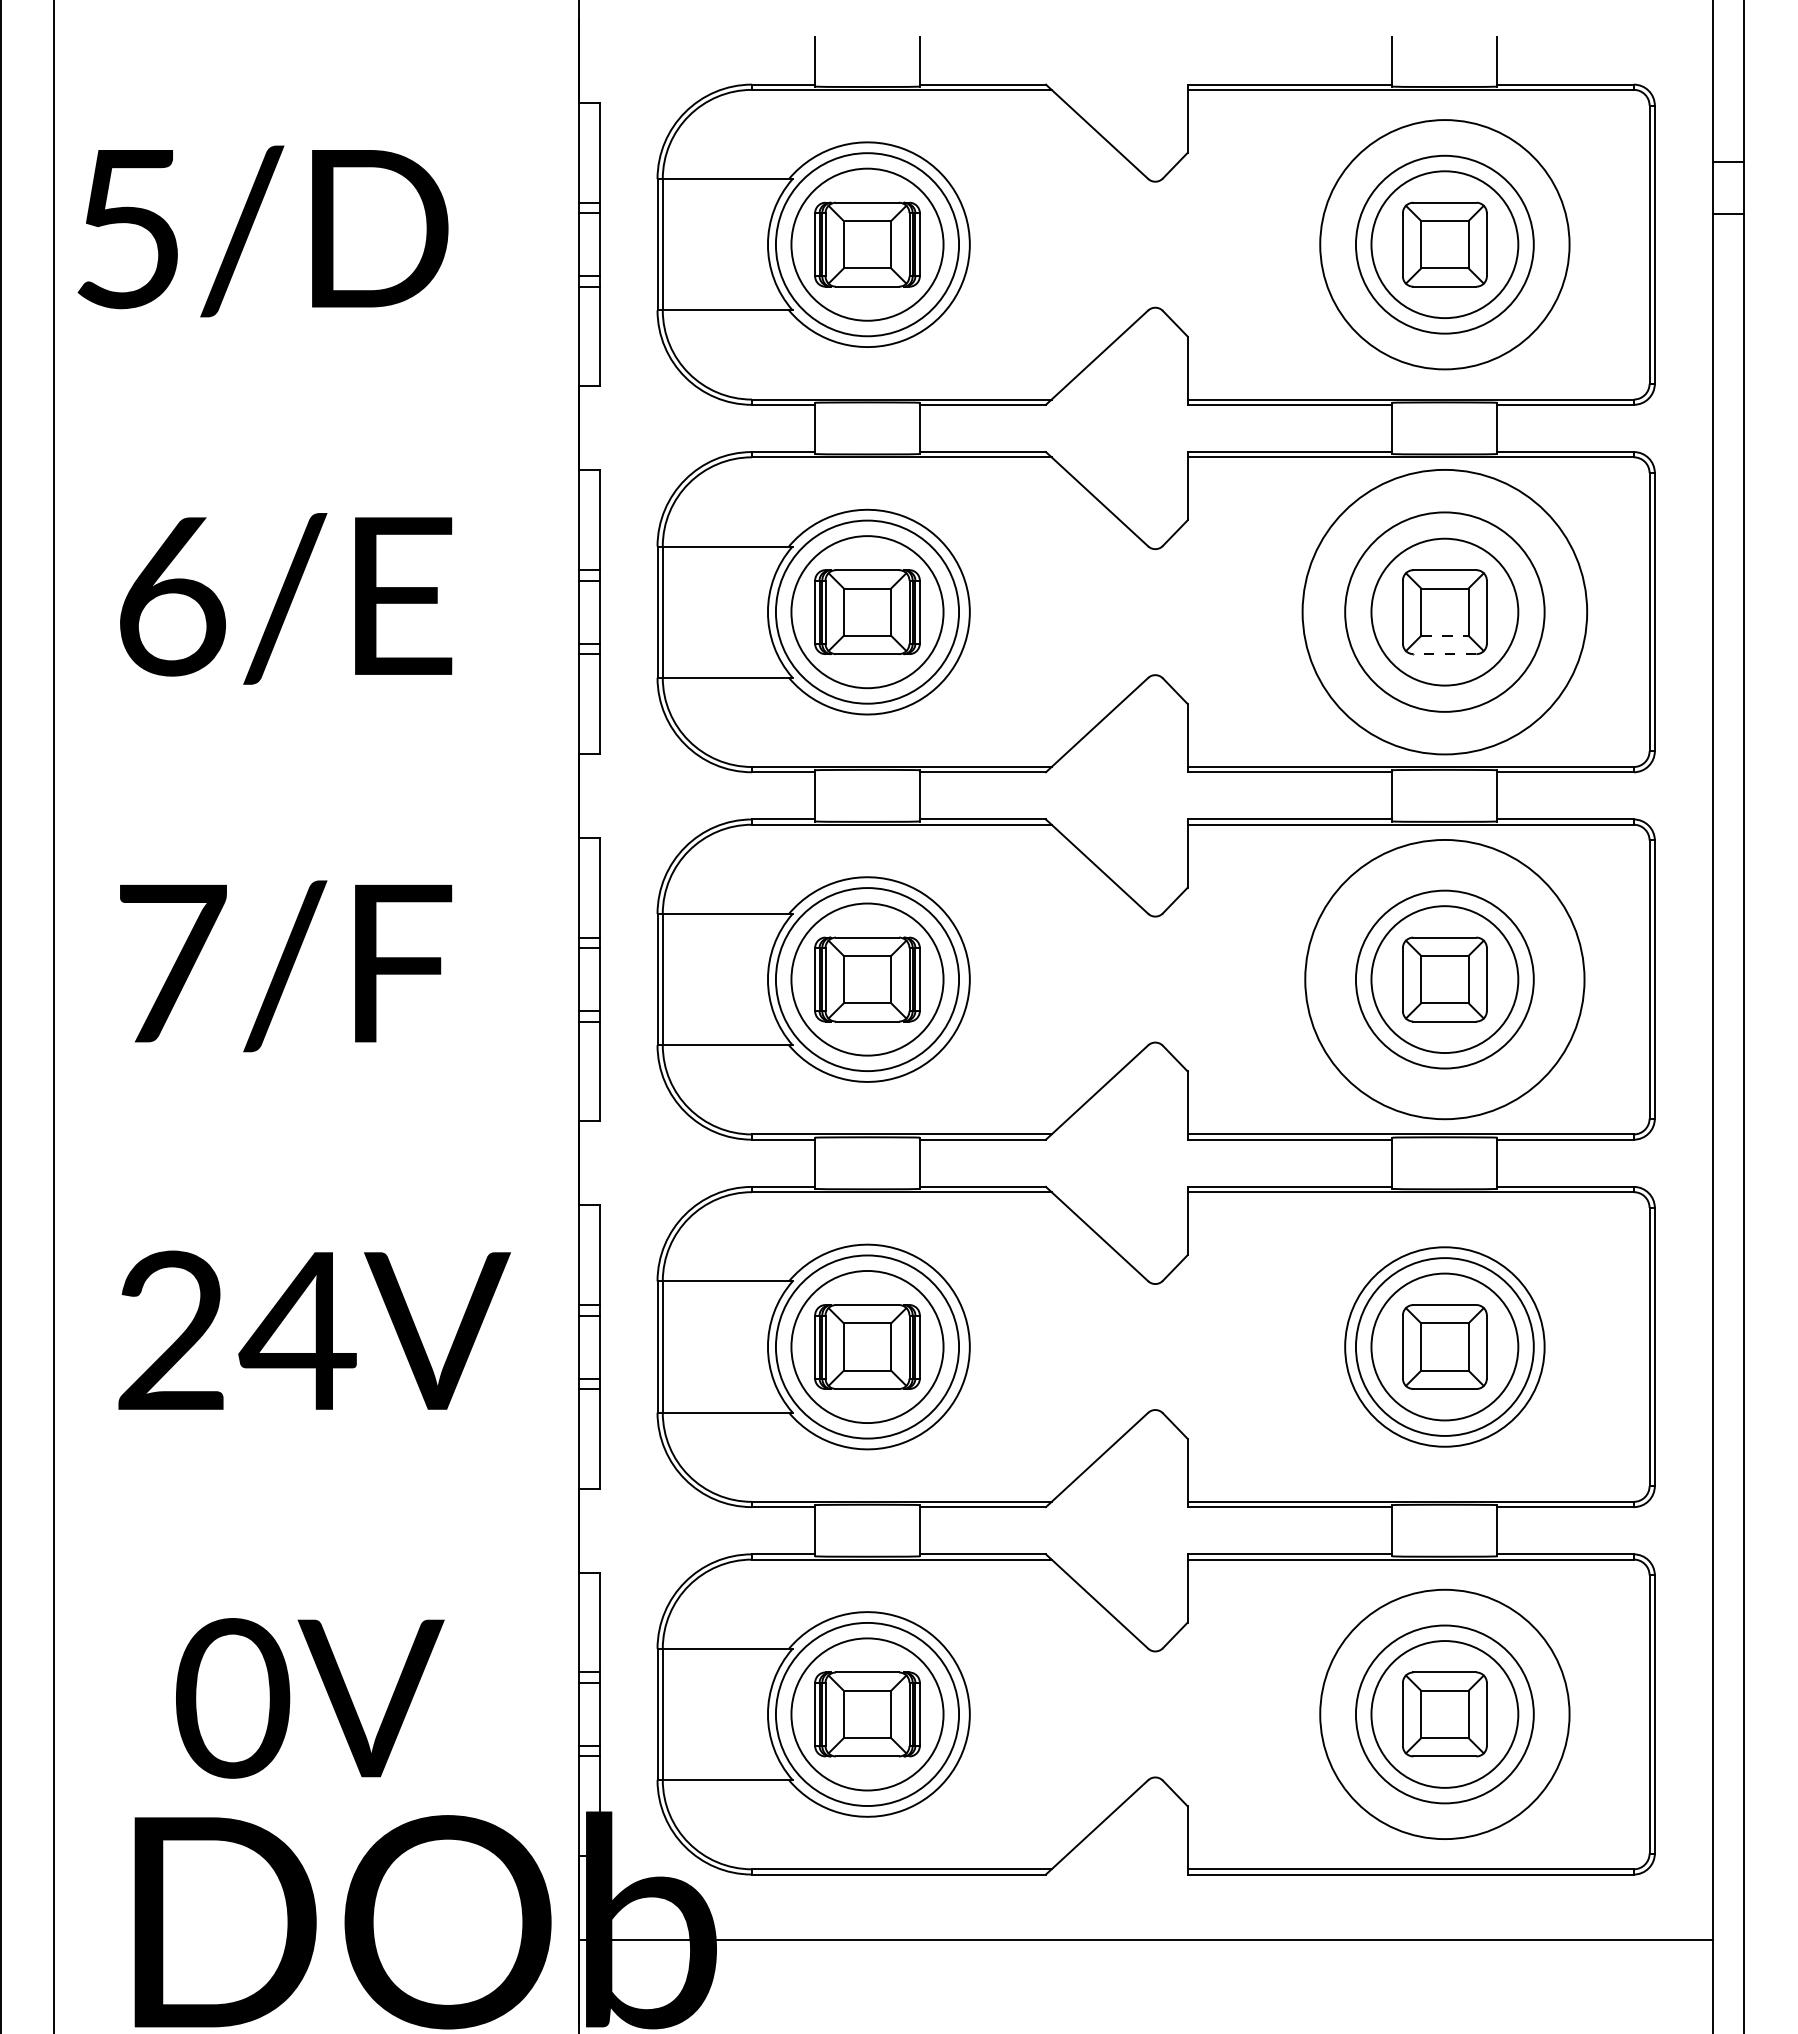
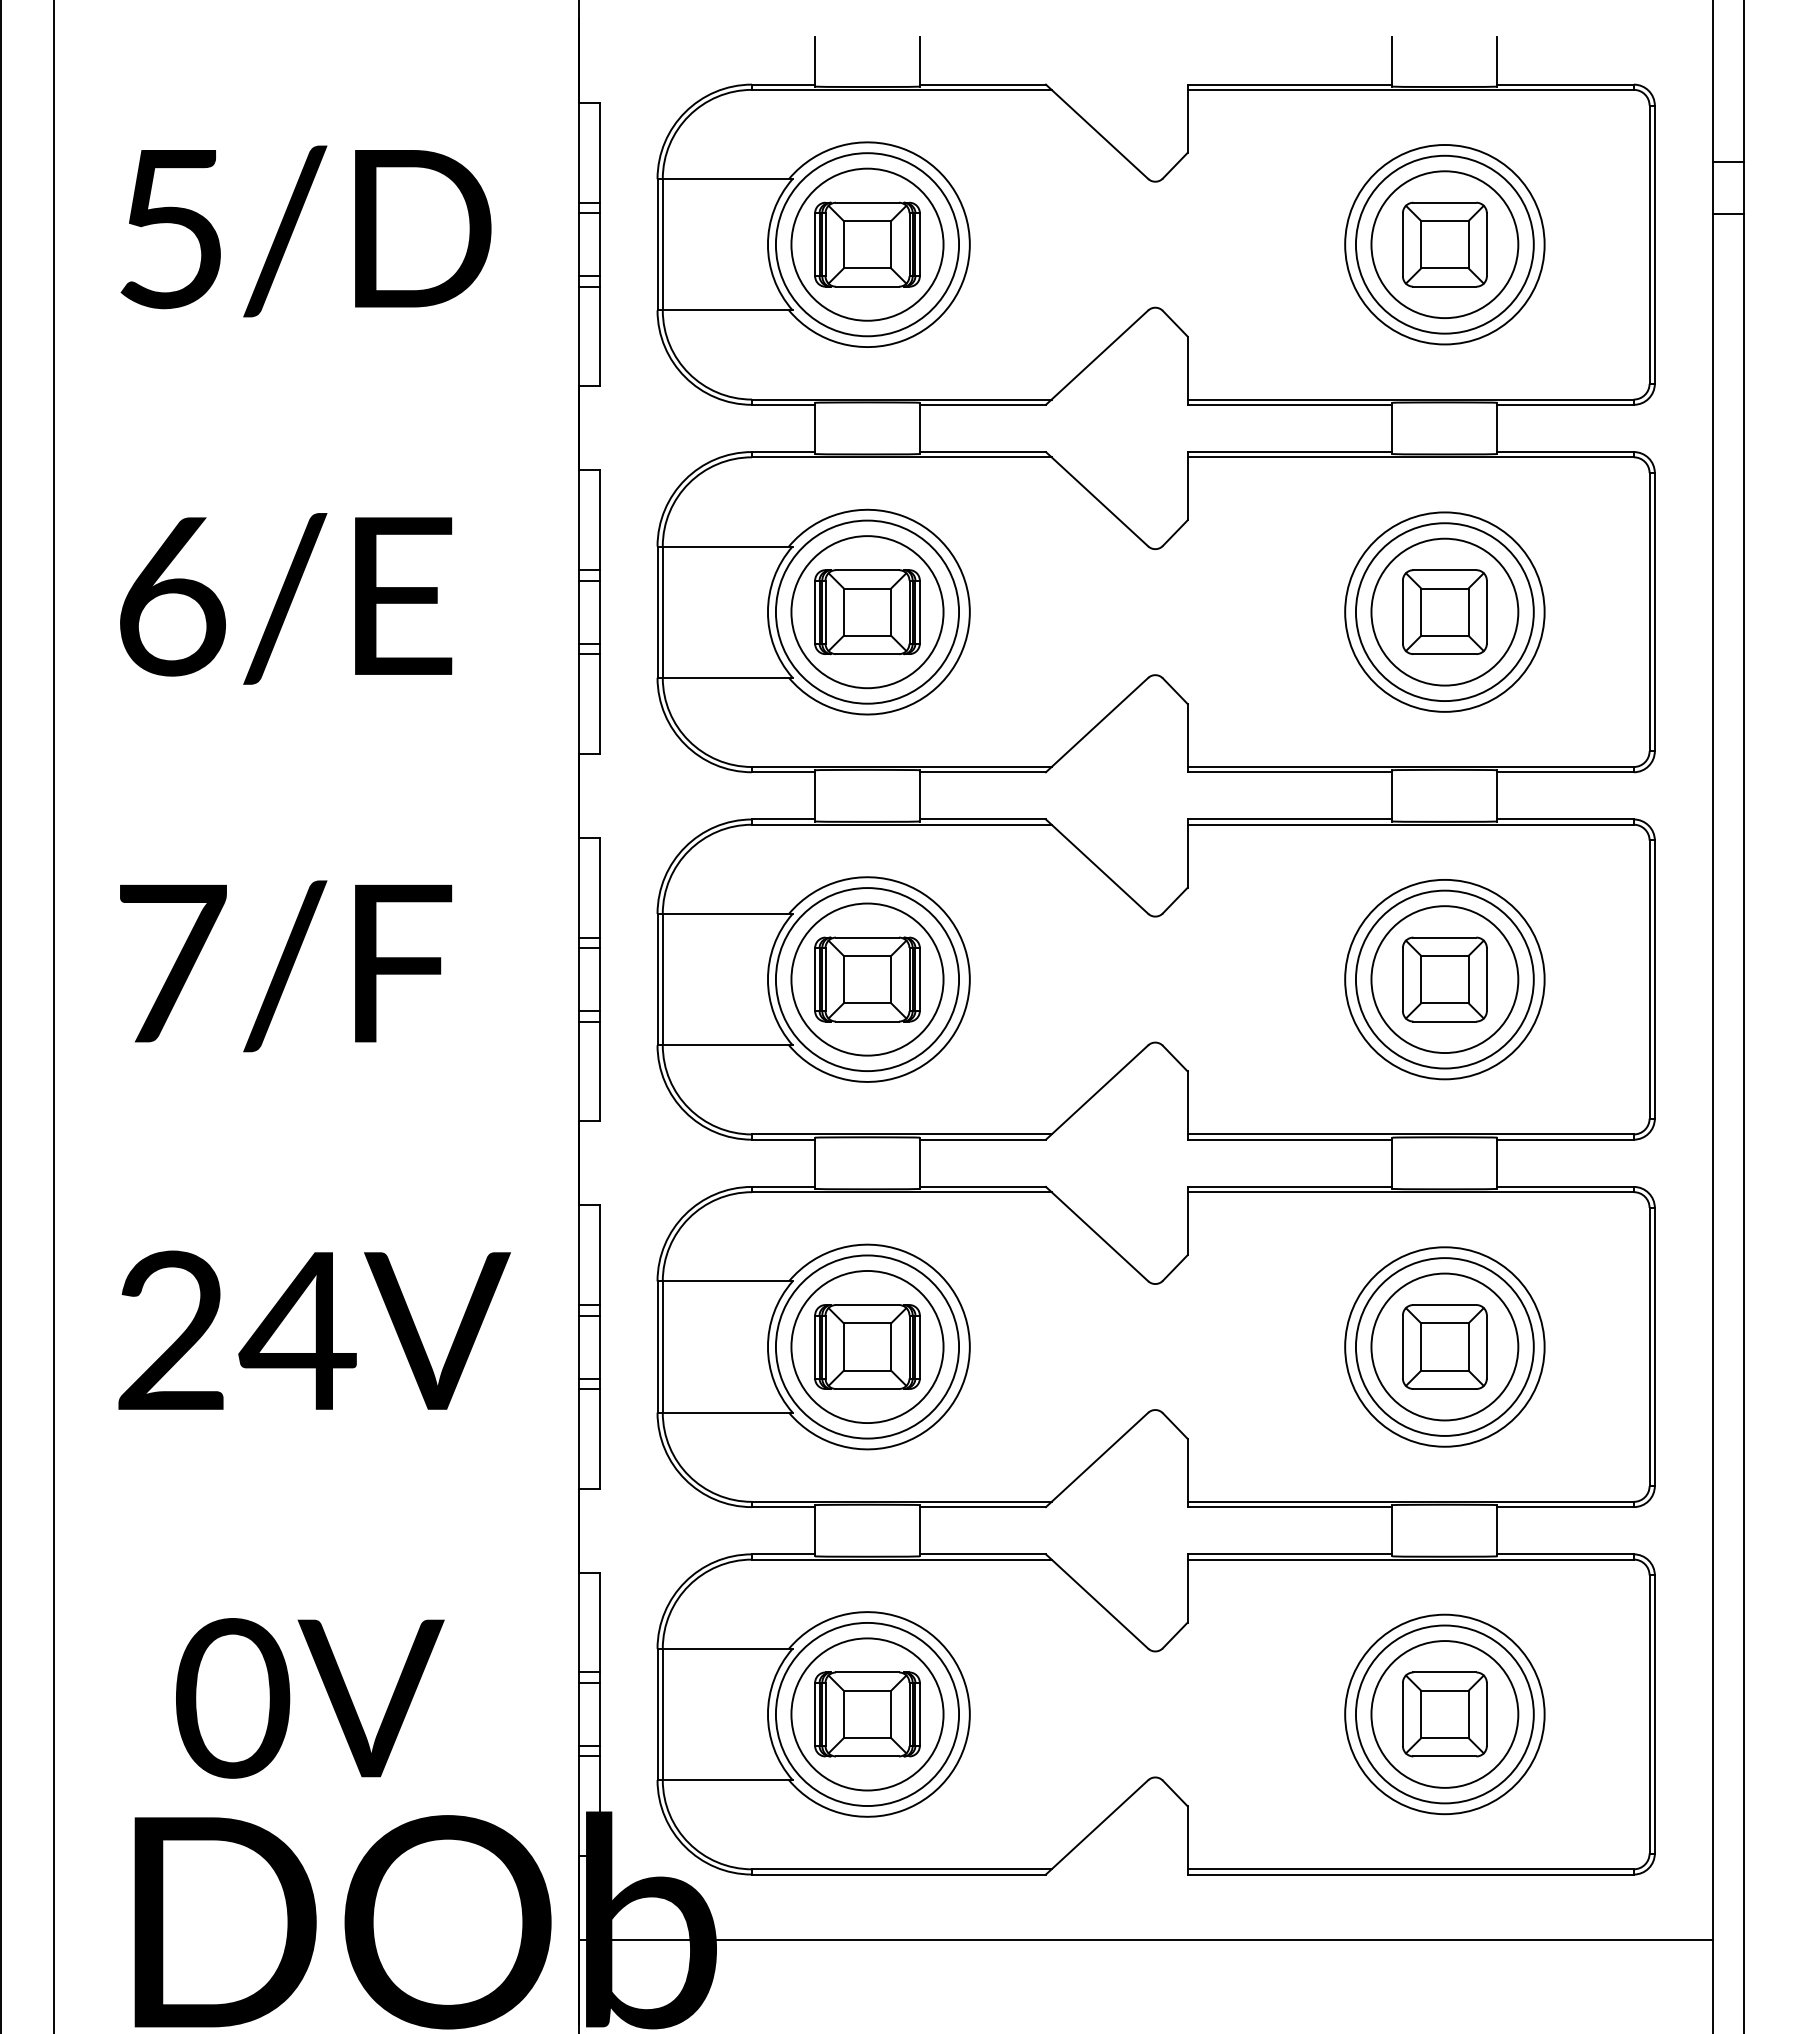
text position: (262, 231) -> (305, 231) (305, 231)
circle diameter: 249 px -> 199 px (1444, 244)
circle diameter: 285 px -> 178 px (1444, 612)
line: dashed -> solid (1444, 635)
line: dashed -> solid (1444, 654)
circle diameter: 279 px -> 199 px (1444, 979)
circle diameter: 249 px -> 199 px (1444, 1714)
